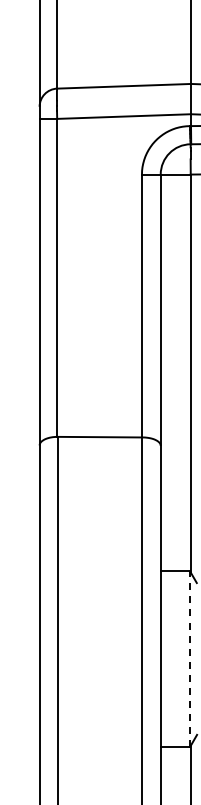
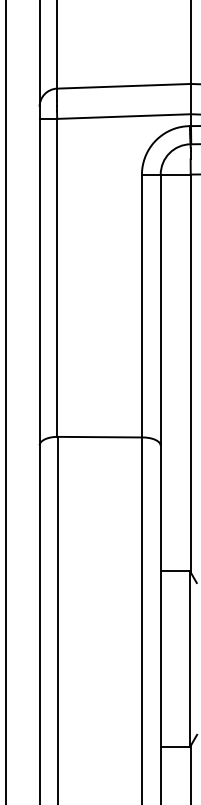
line: none -> present (6, 401)
line: dashed -> solid (190, 659)
